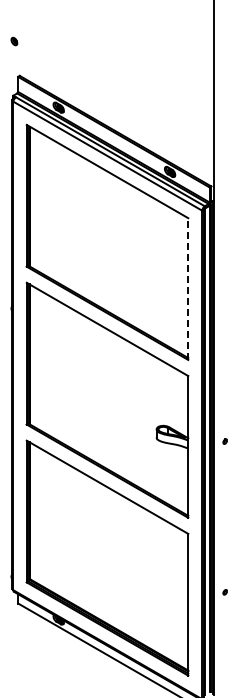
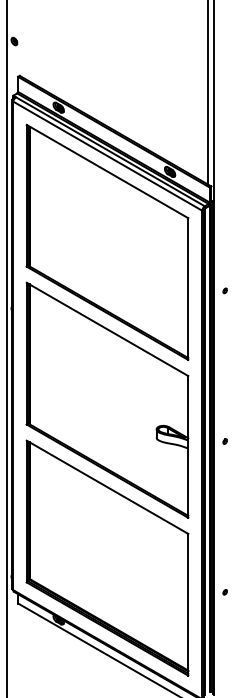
line: none -> present (208, 93)
line: dashed -> solid (188, 289)
part: none -> present (224, 290)
line: none -> present (6, 348)
